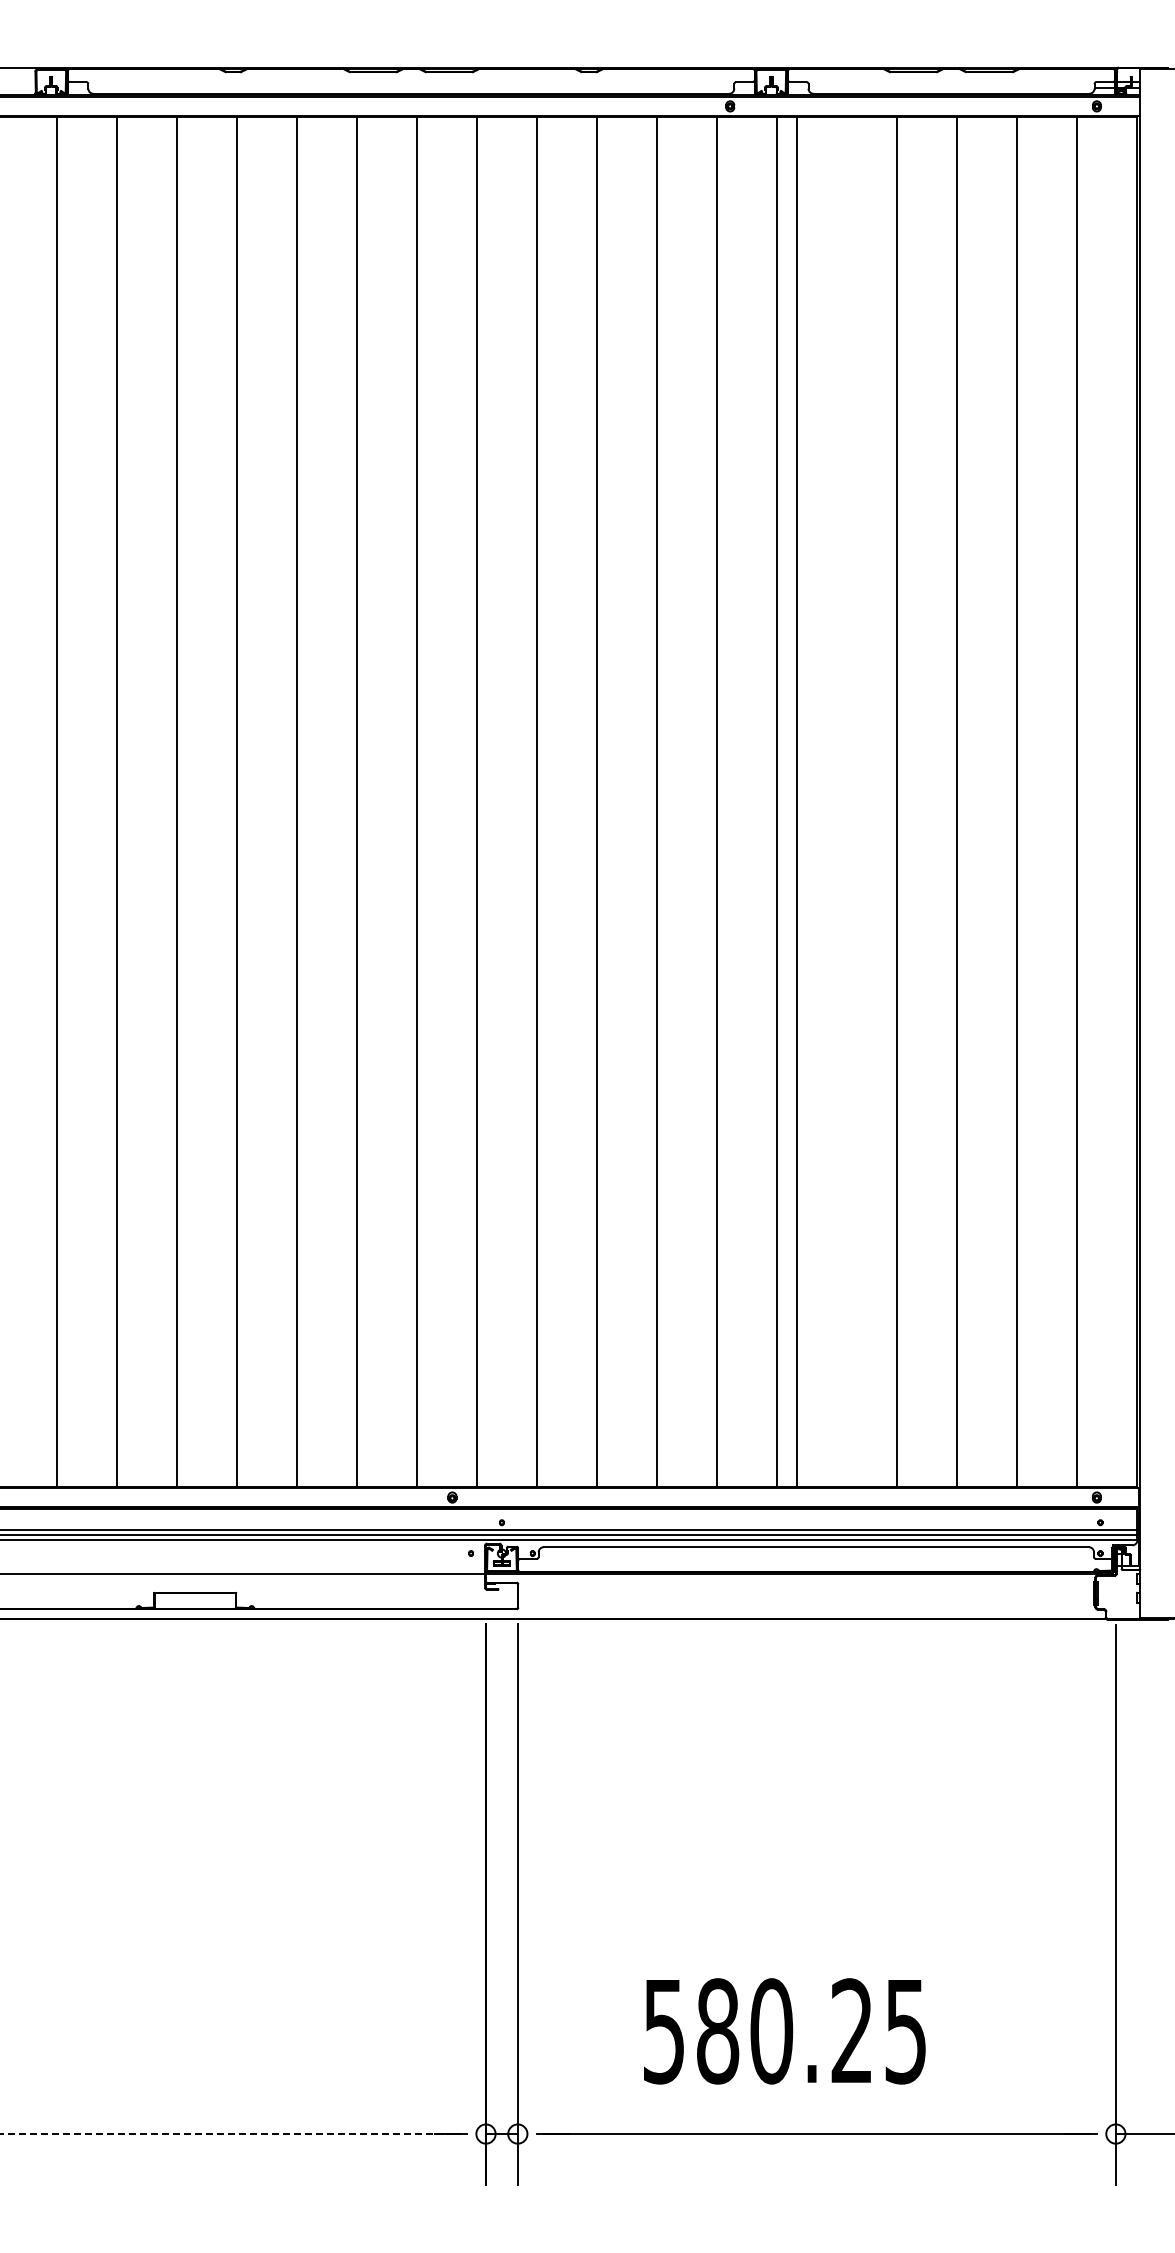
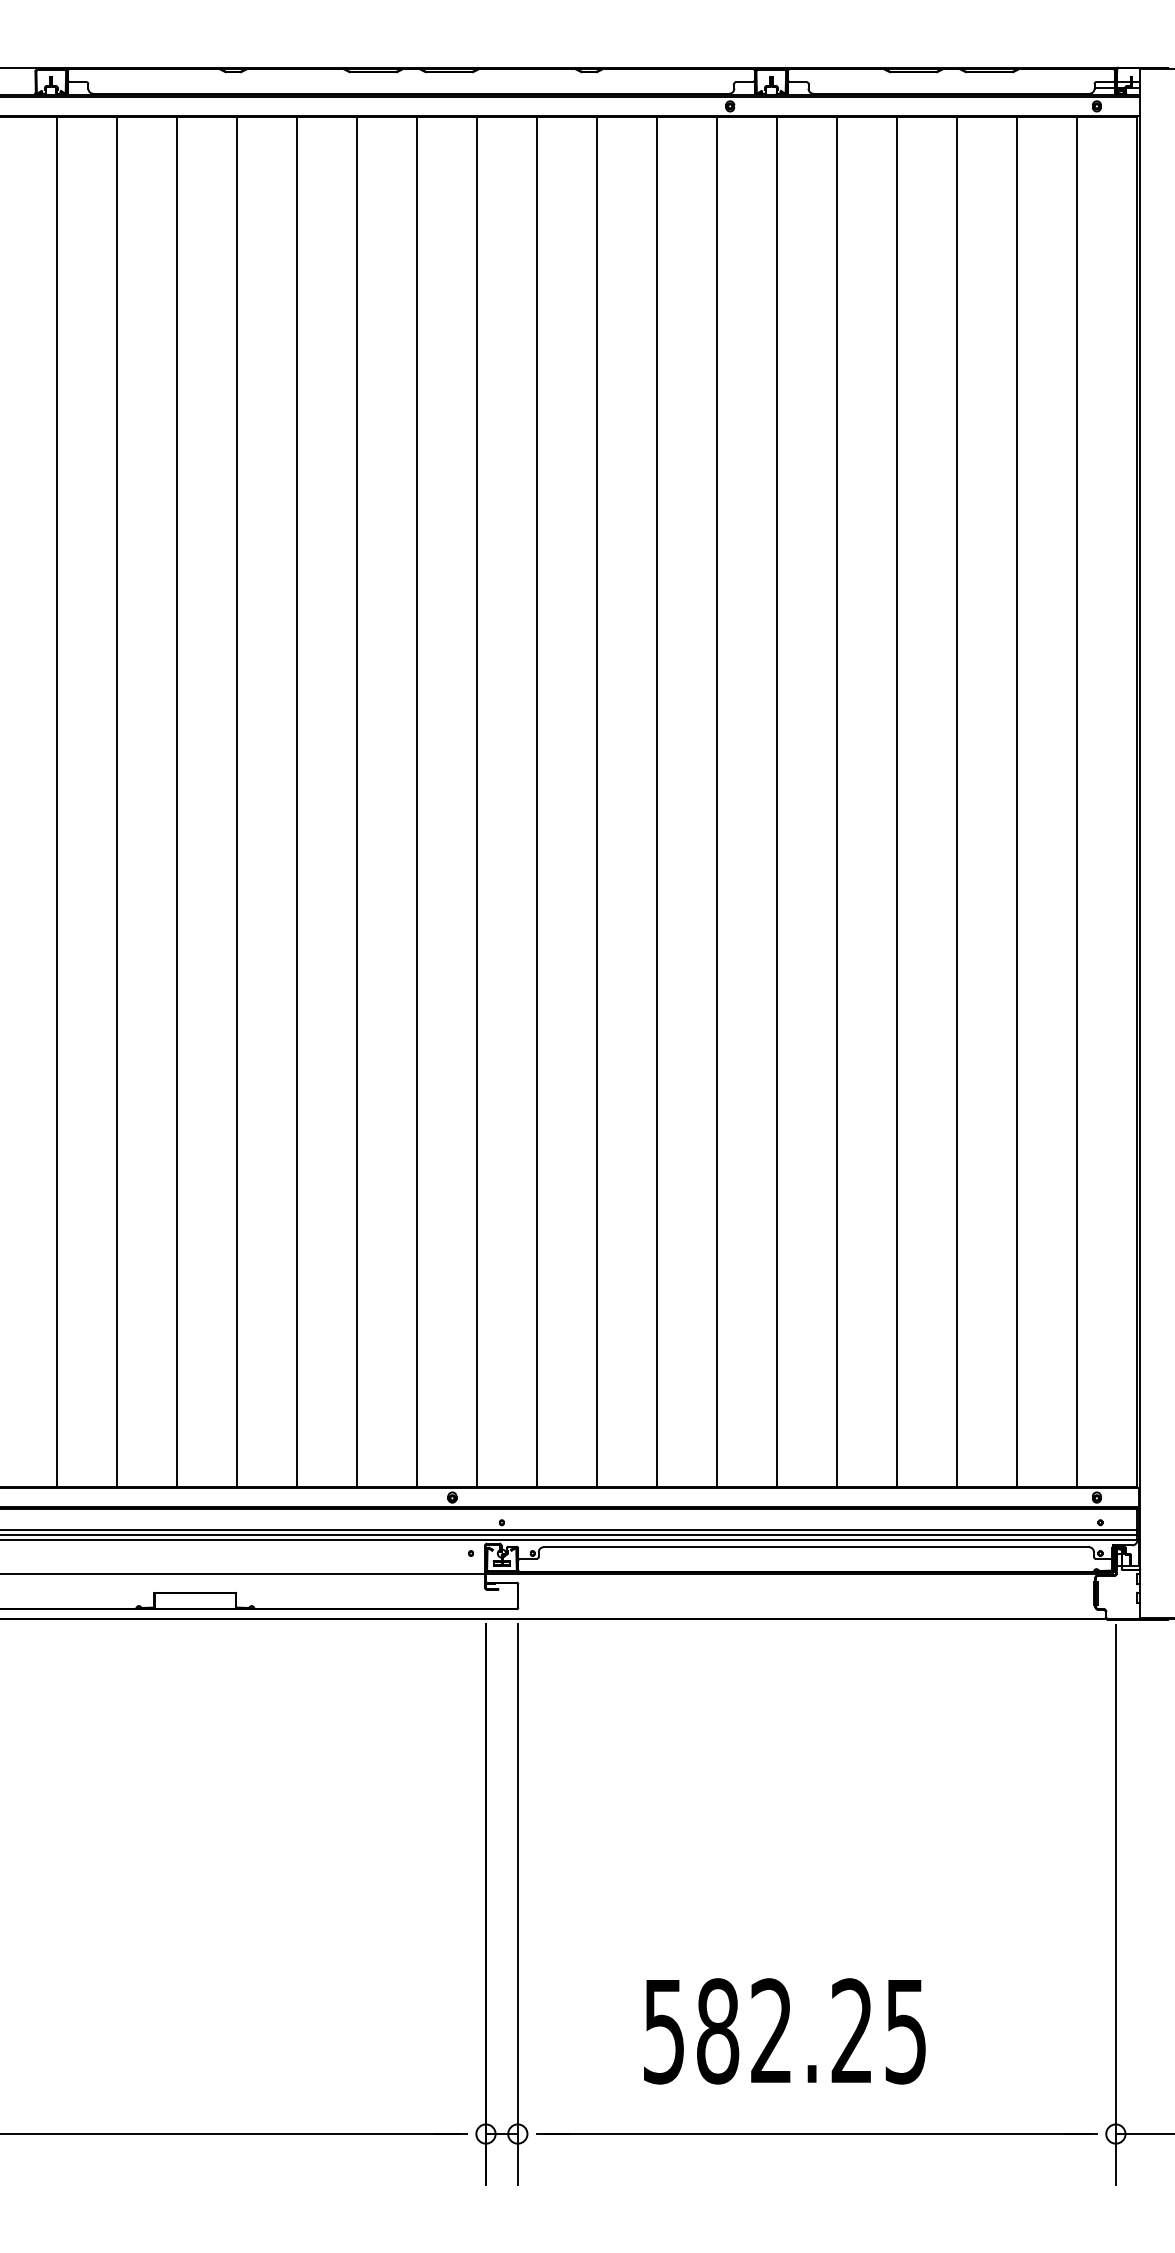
line position: (796, 801) -> (836, 801) (836, 801)
text: 580.25 -> 582.25 (771, 2031)
line: dashed -> solid (230, 2134)
